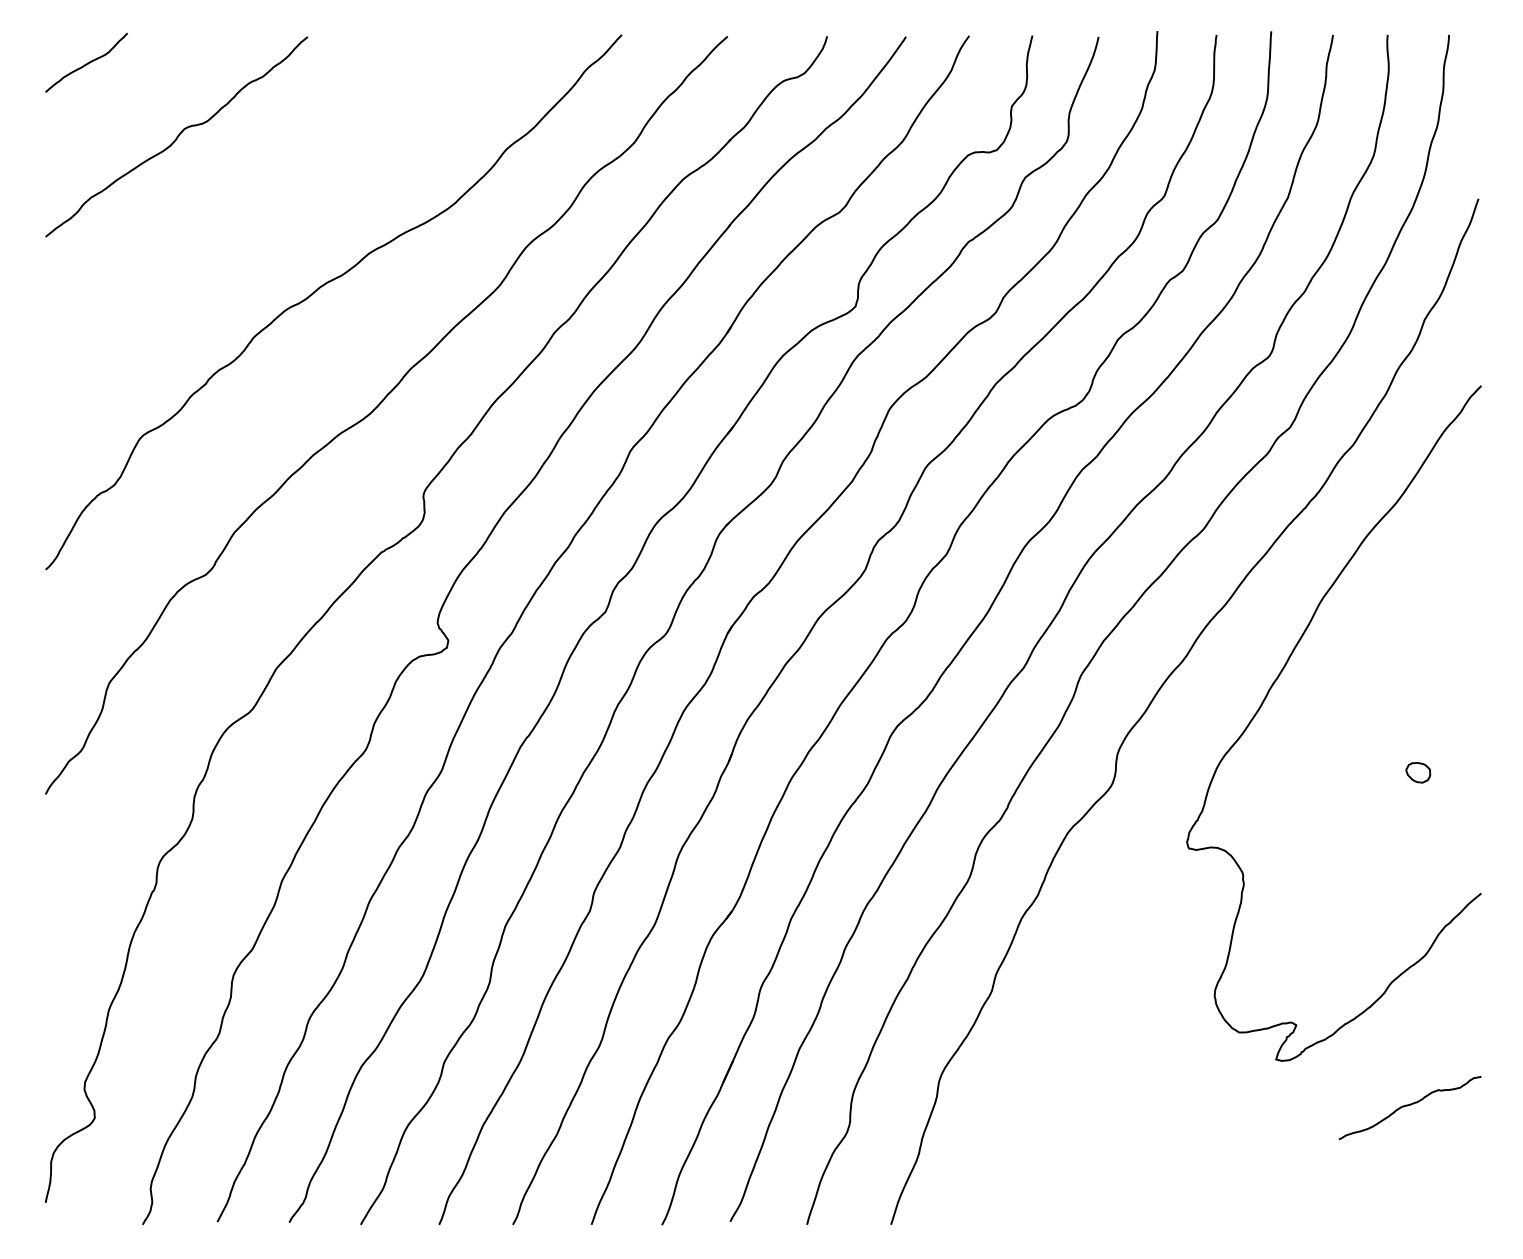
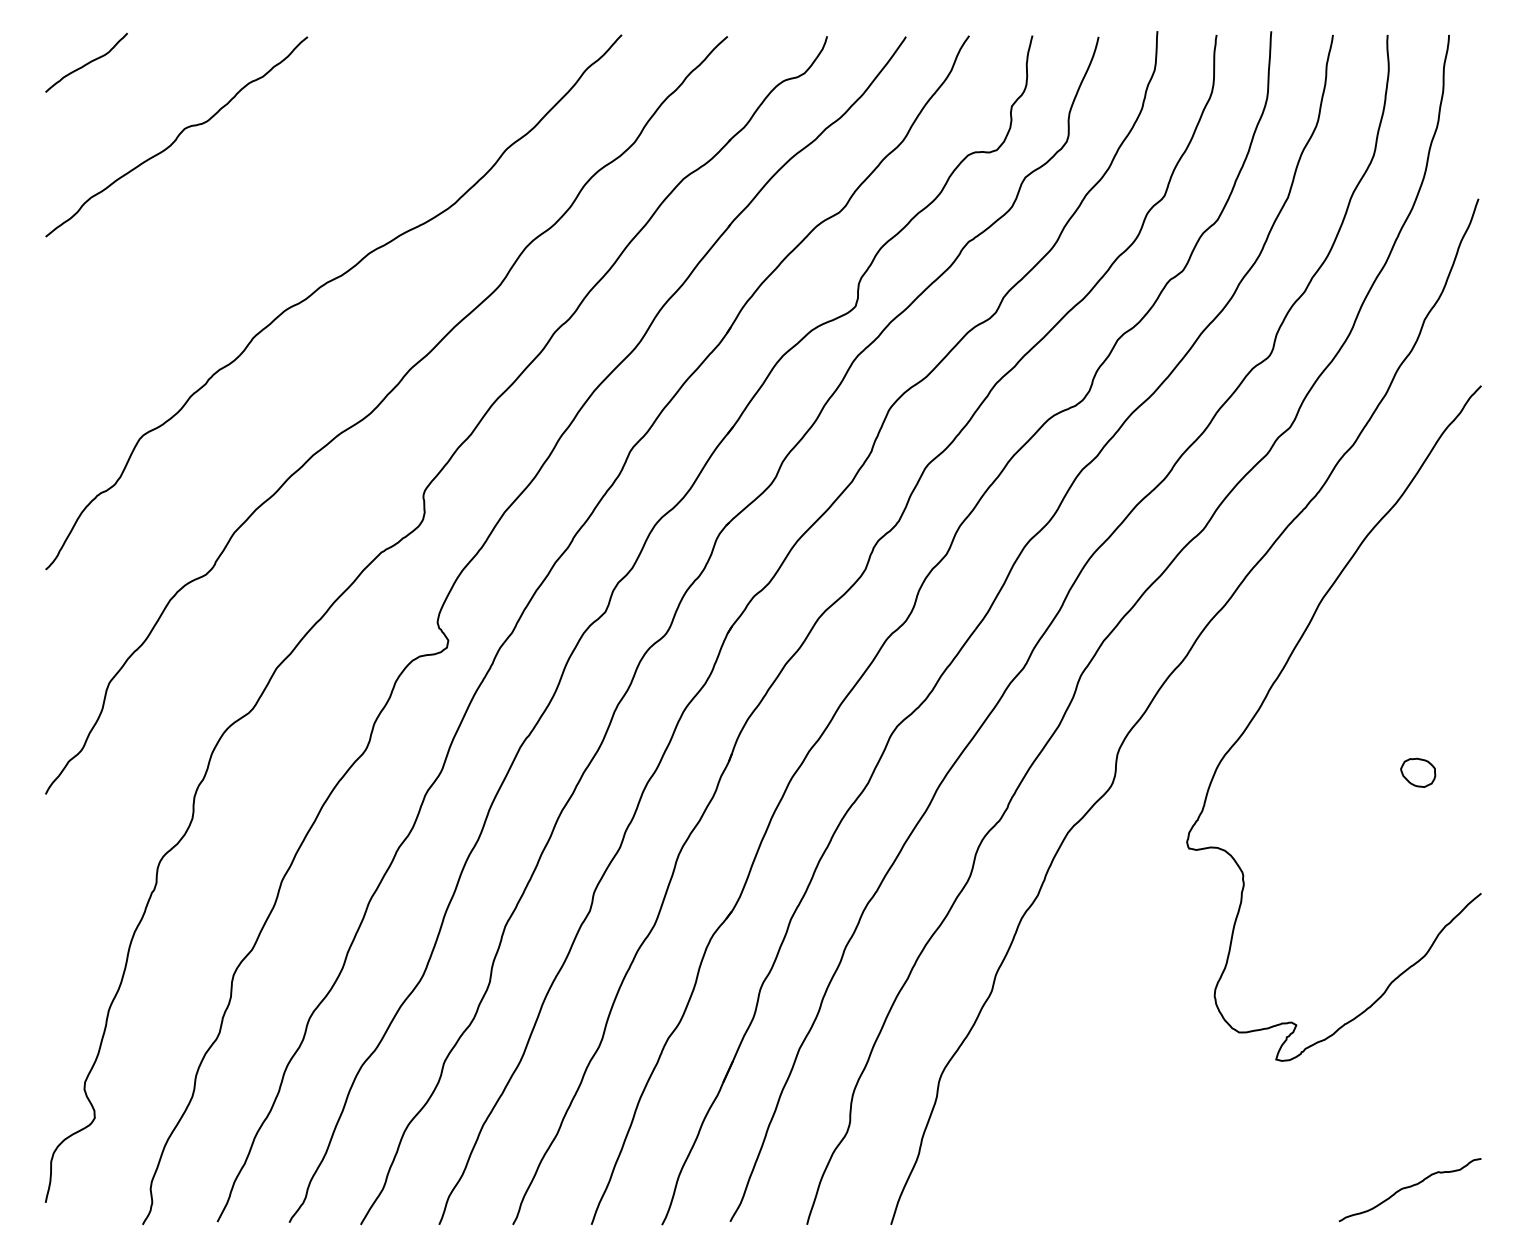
part size: 27x22 px -> 37x31 px (1418, 772)
curve position: (1408, 1106) -> (1408, 1188) (1408, 1188)
